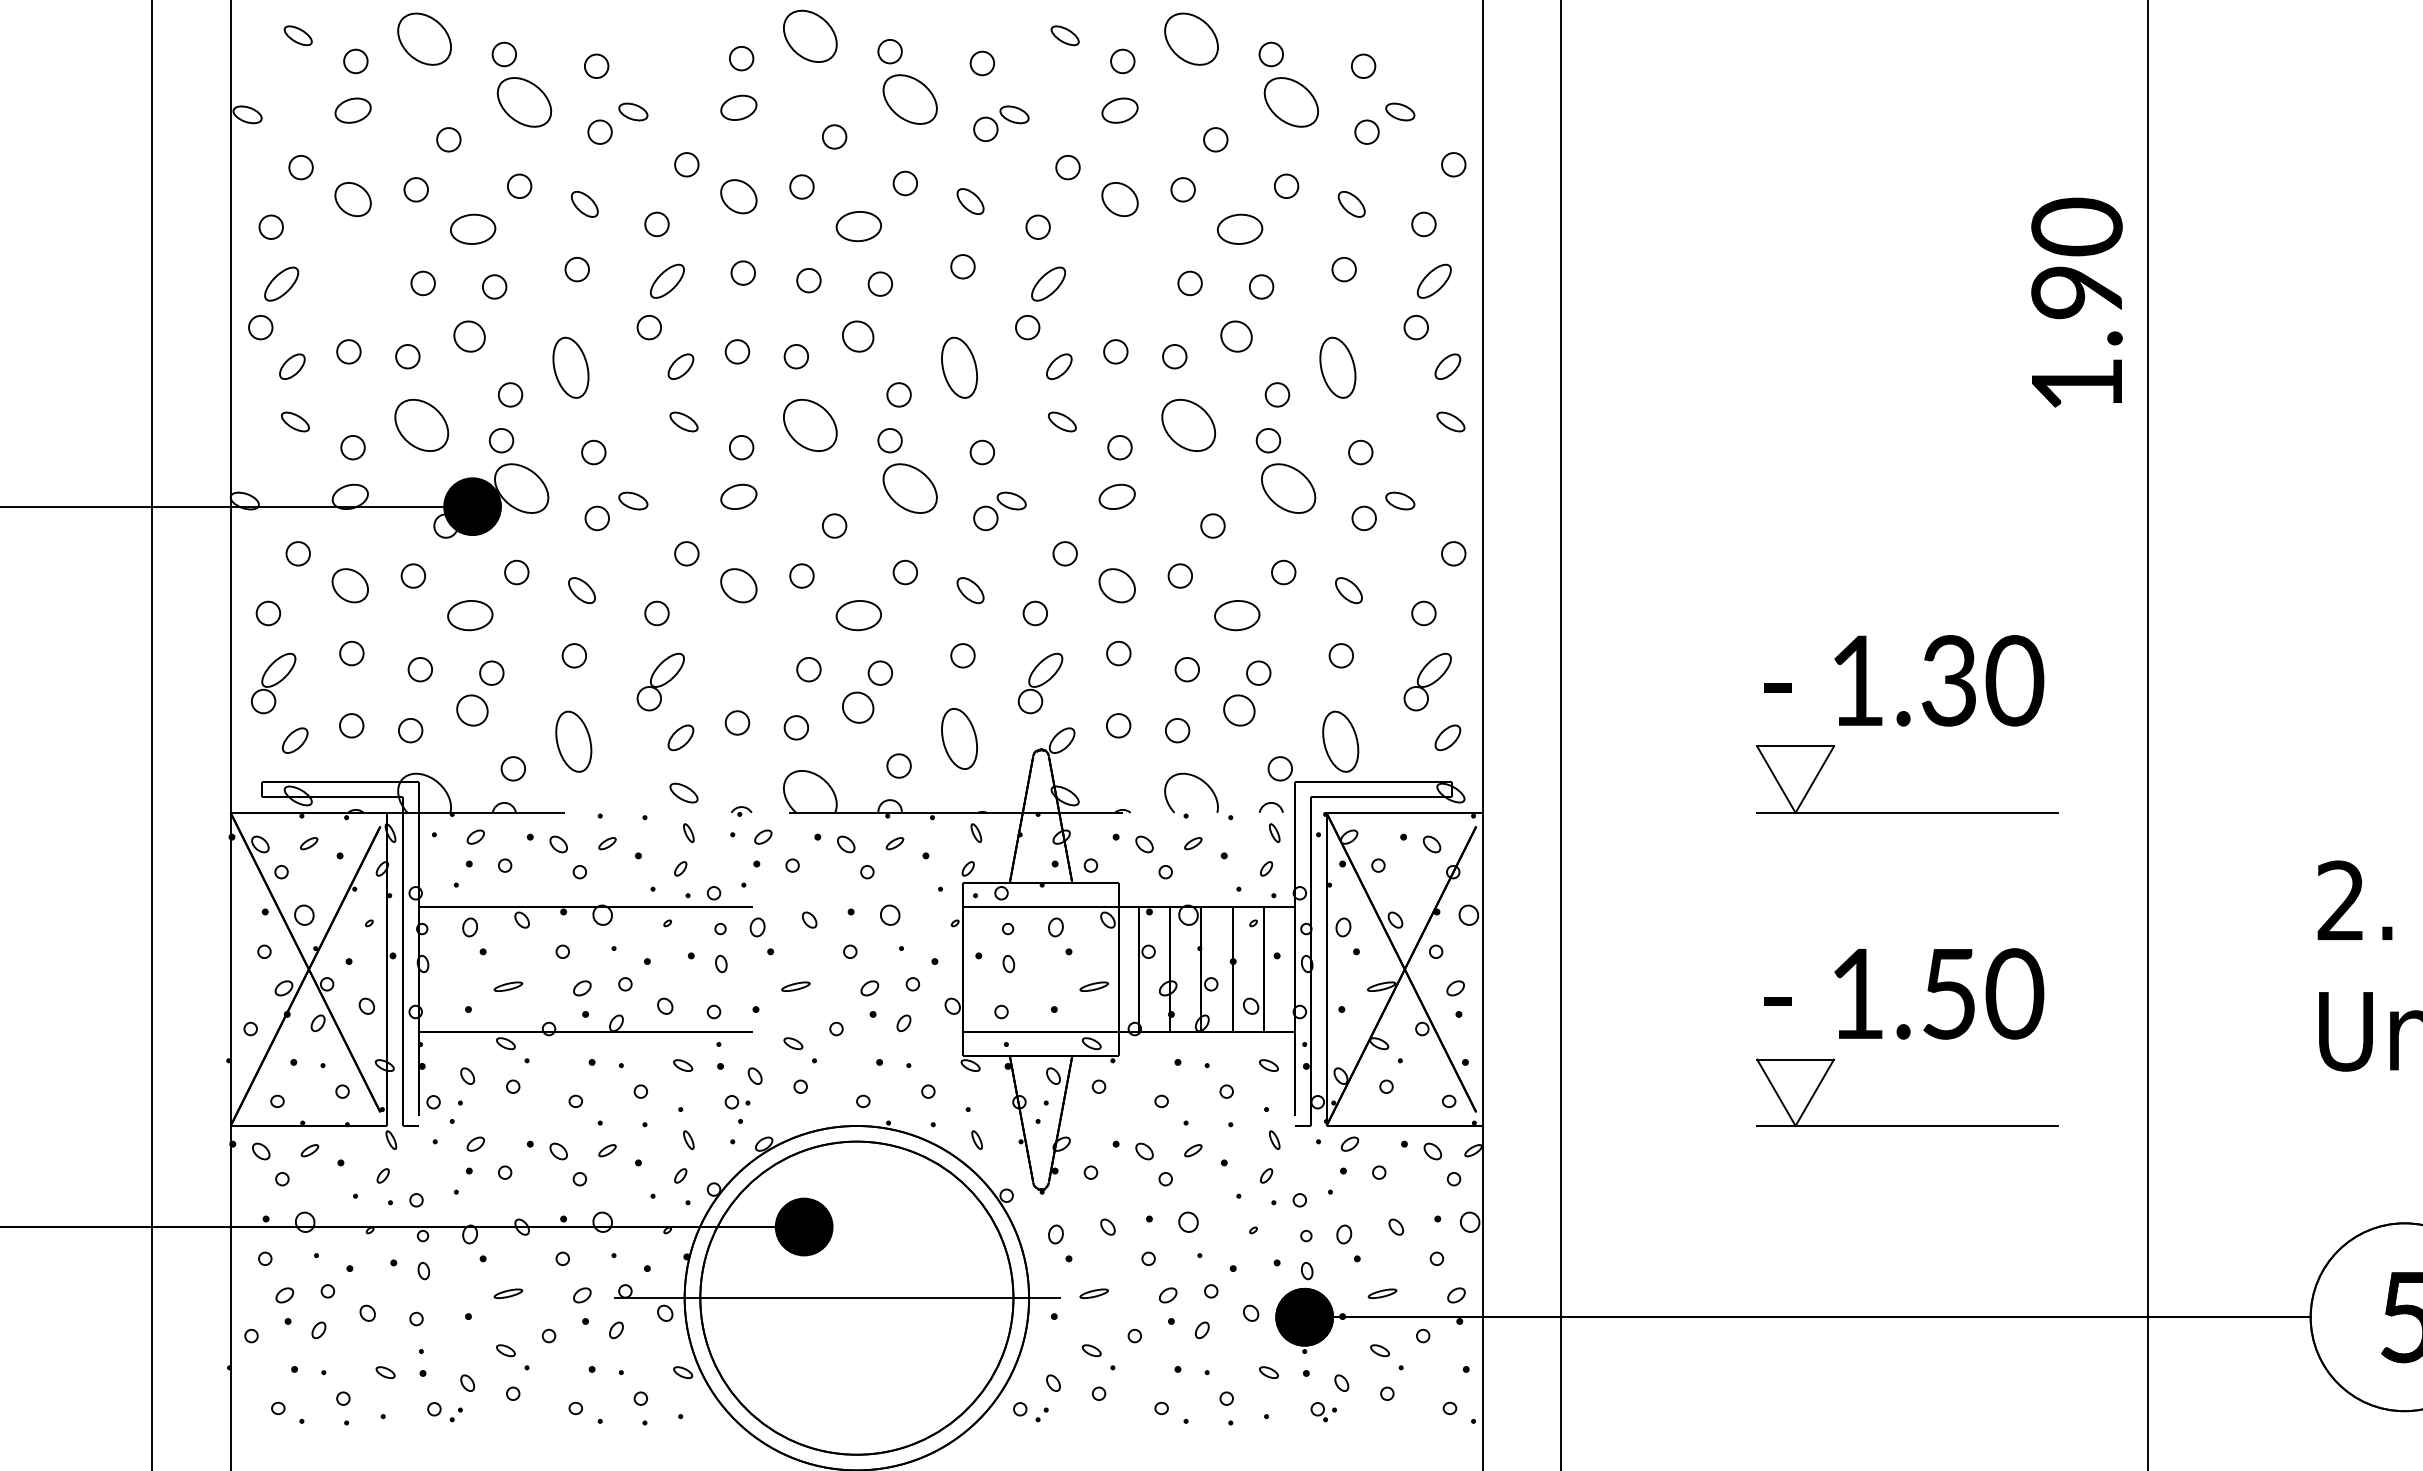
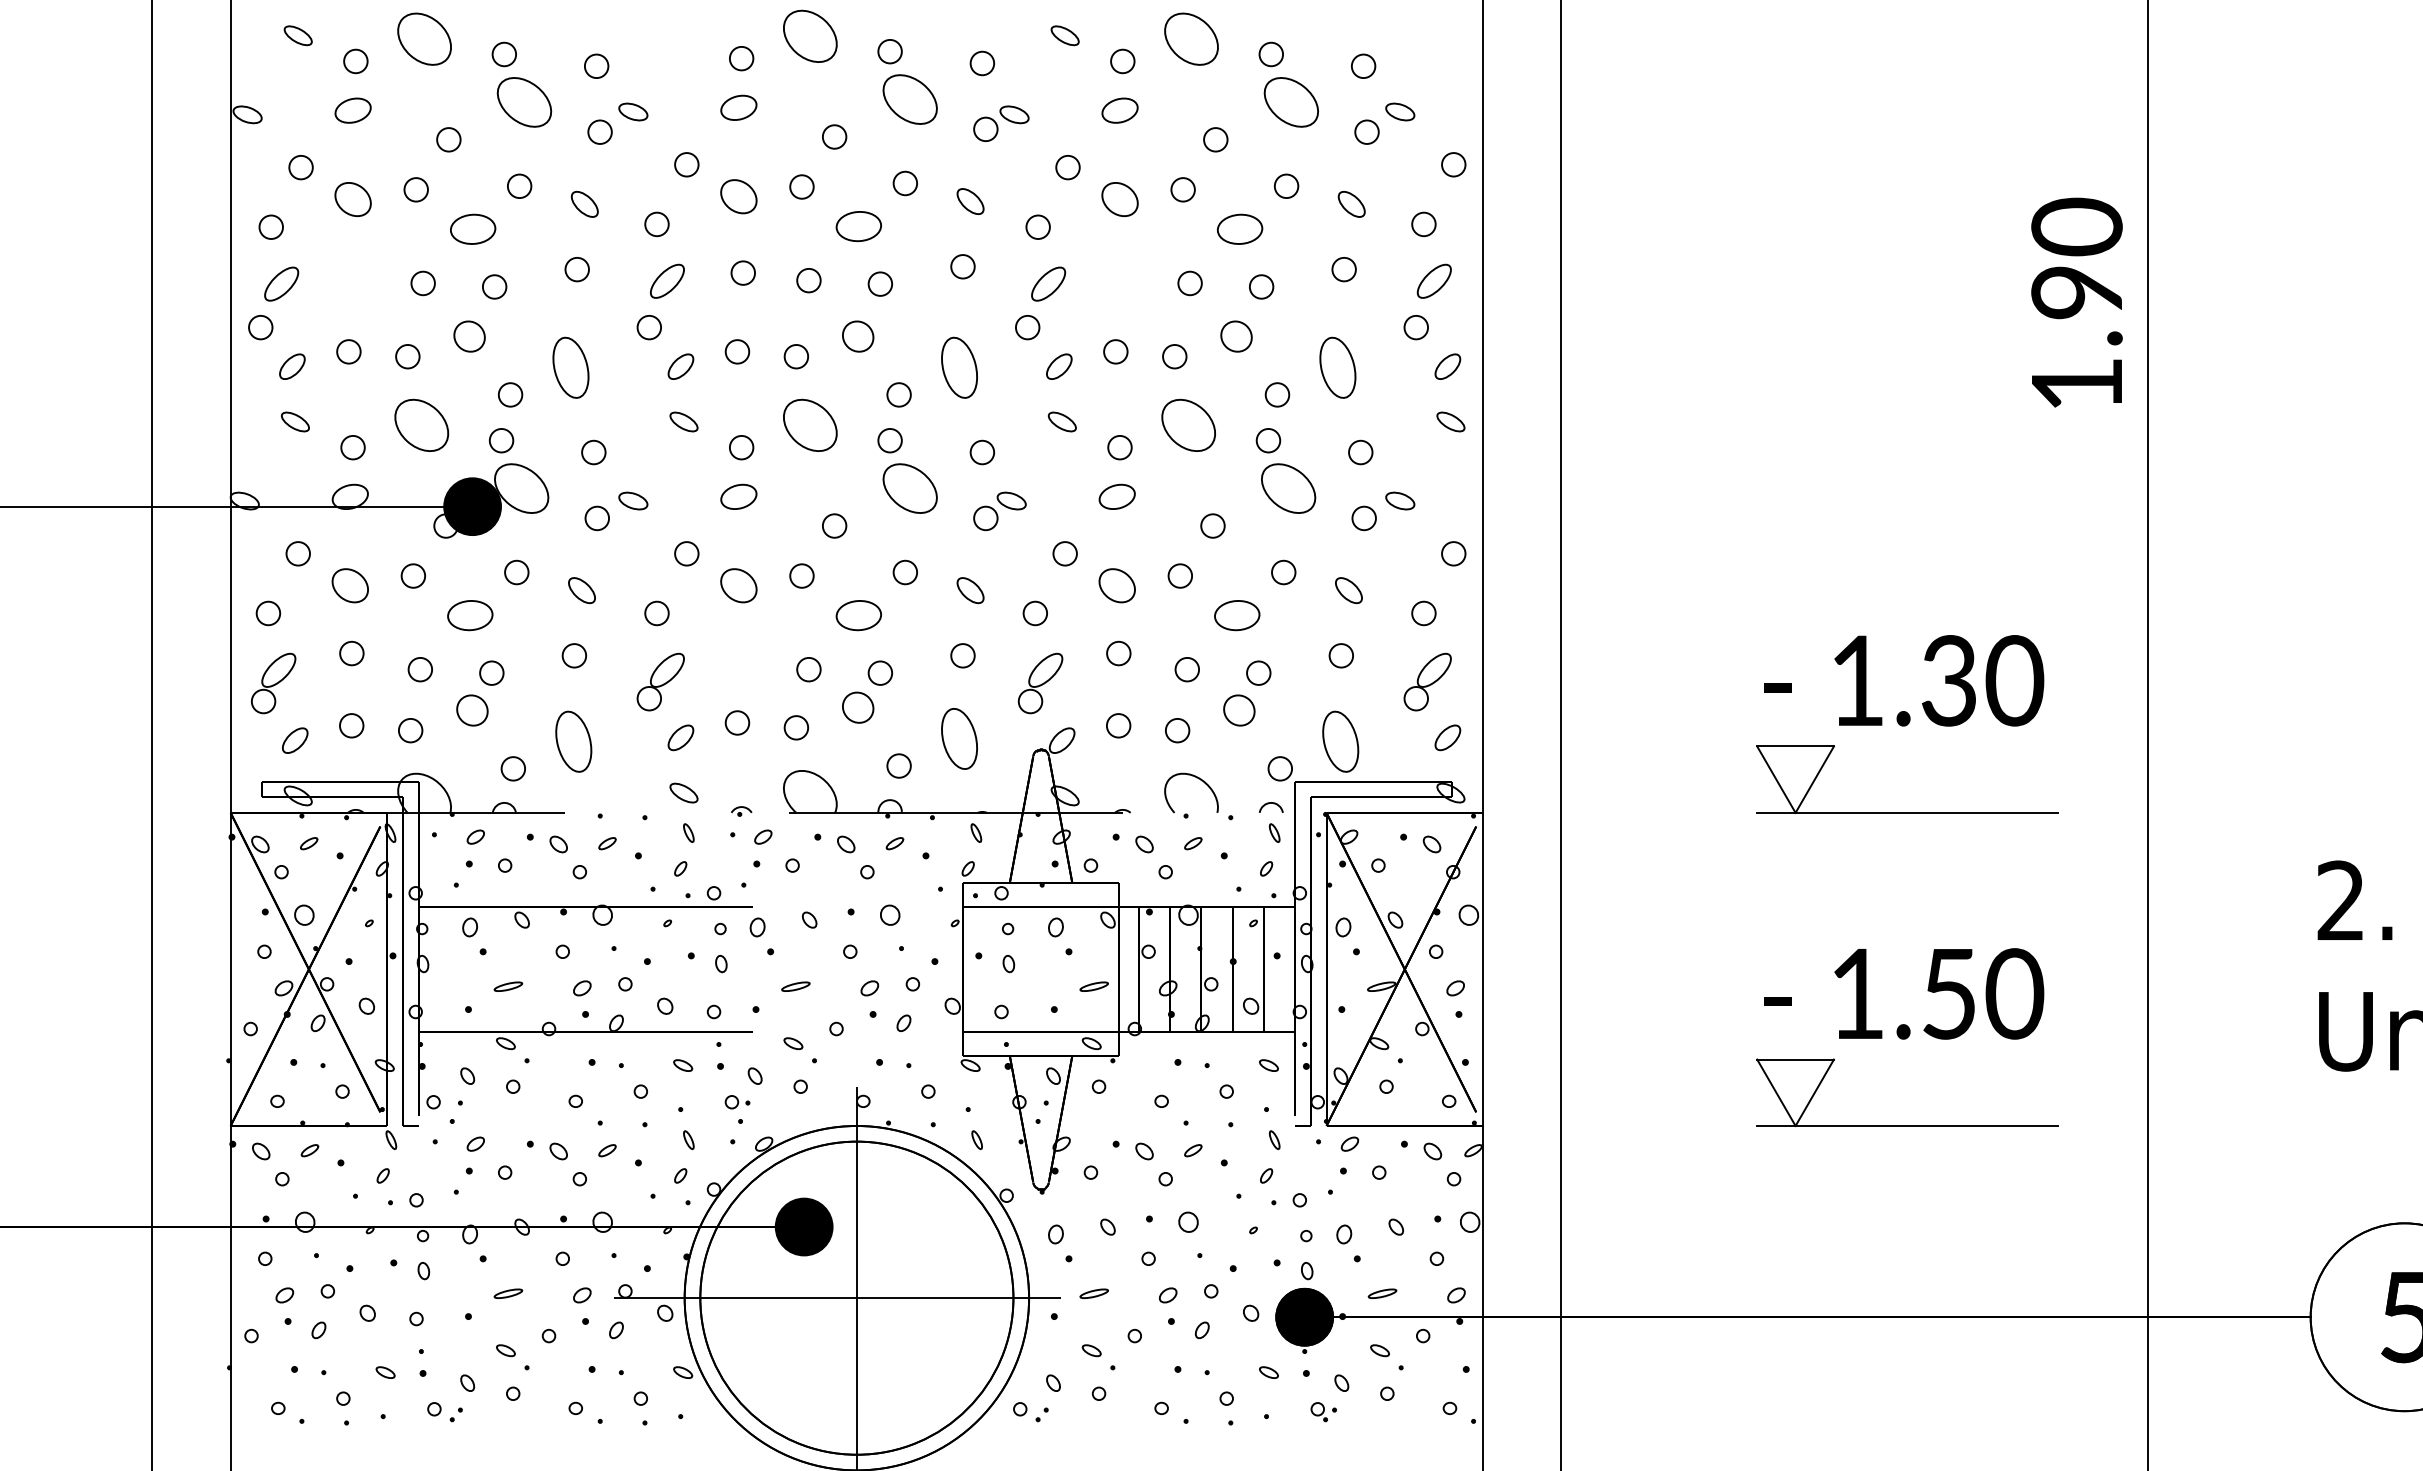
line: none -> present (856, 1257)
